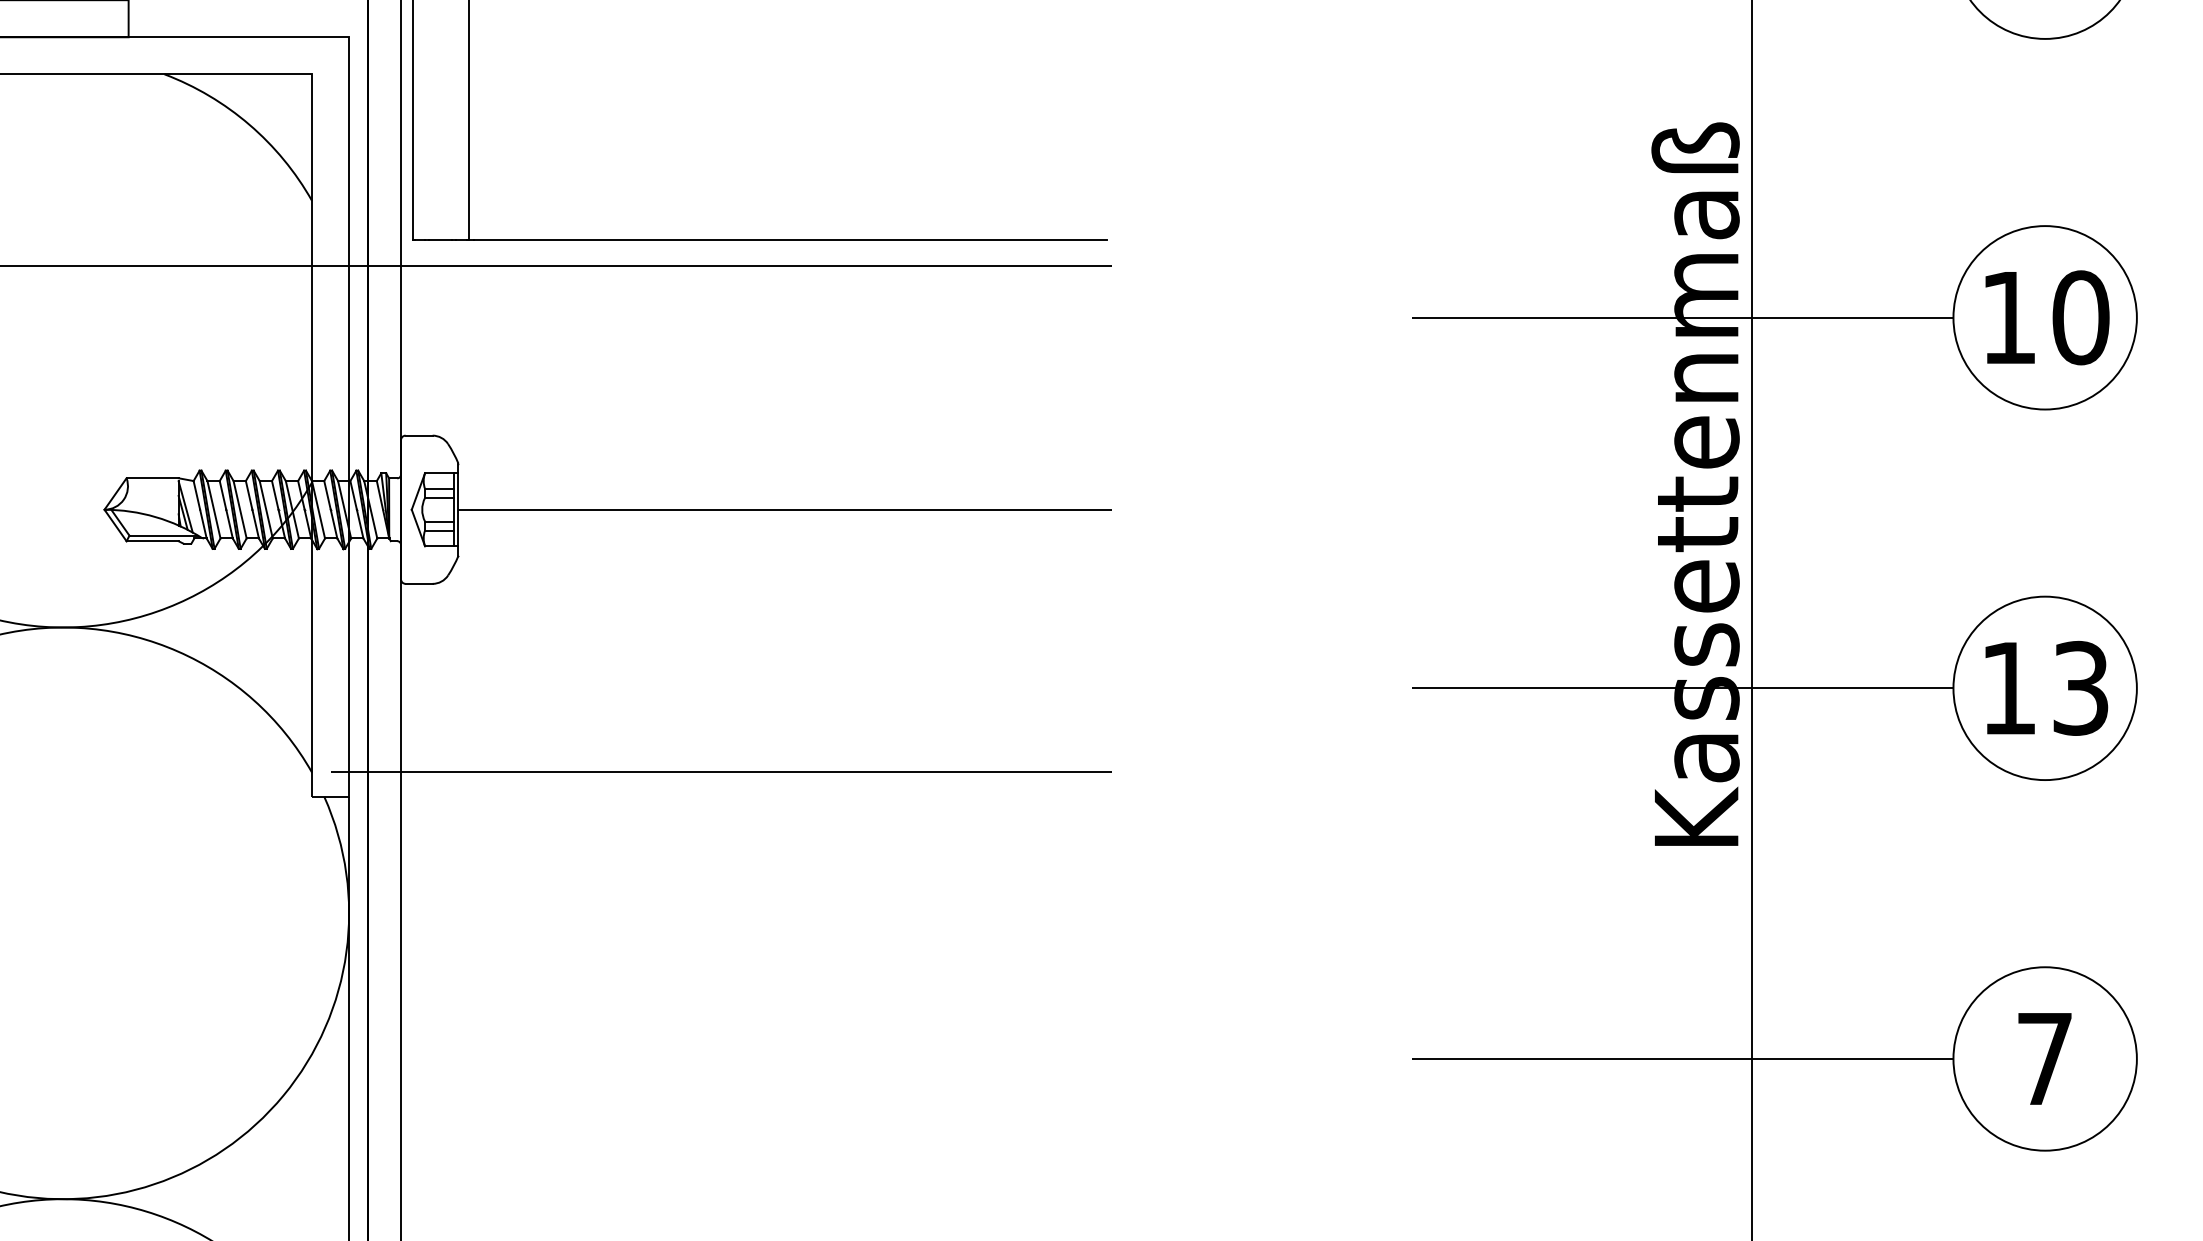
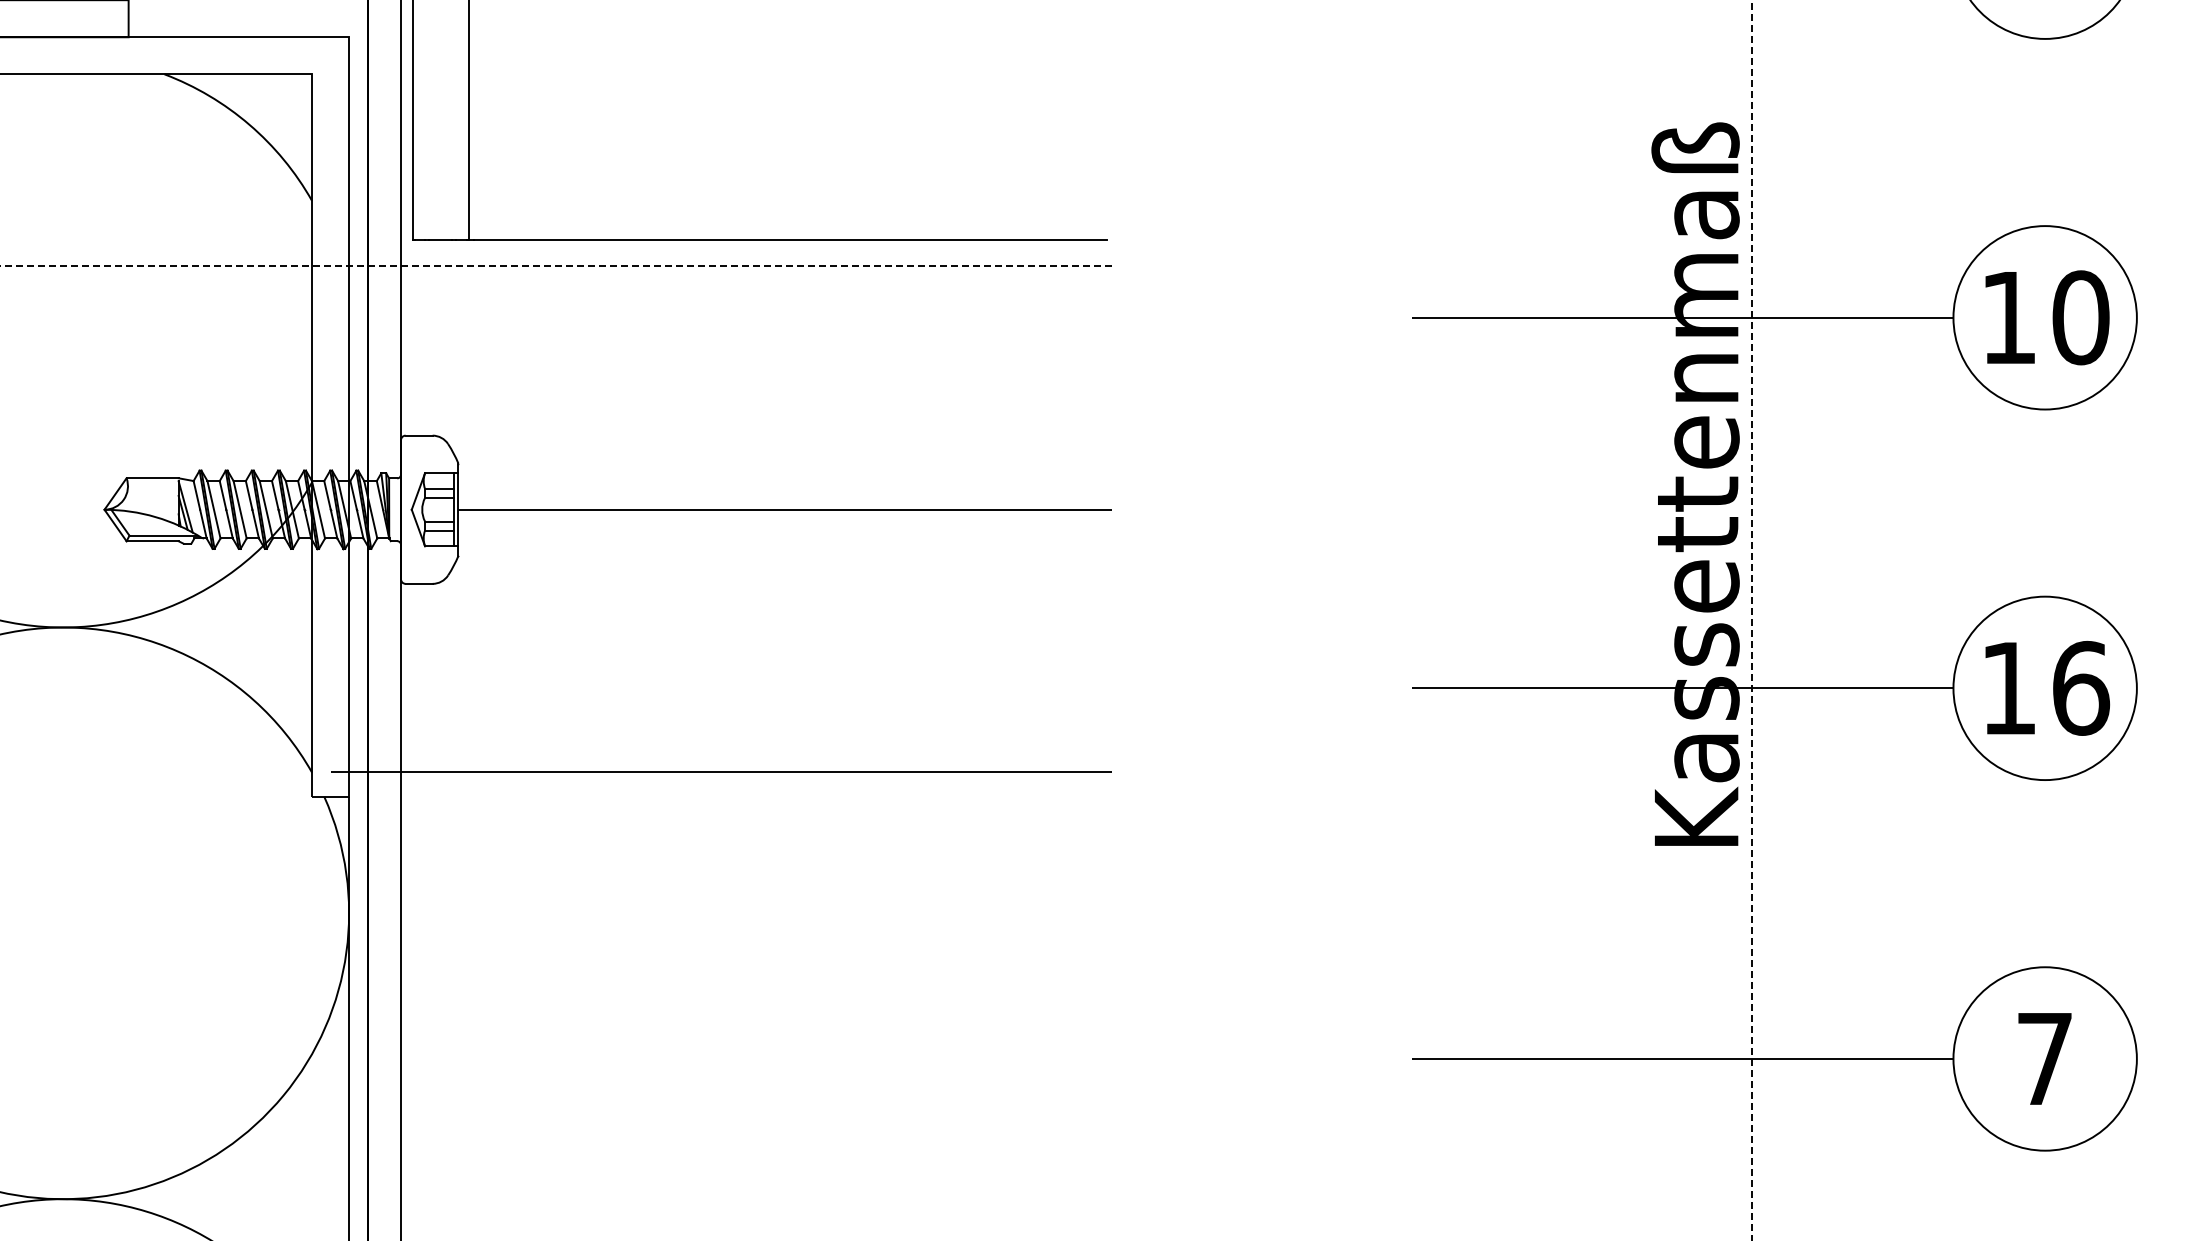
line: solid -> dashed (555, 266)
line: solid -> dashed (1752, 620)
text: 13 -> 16 (2081, 687)
